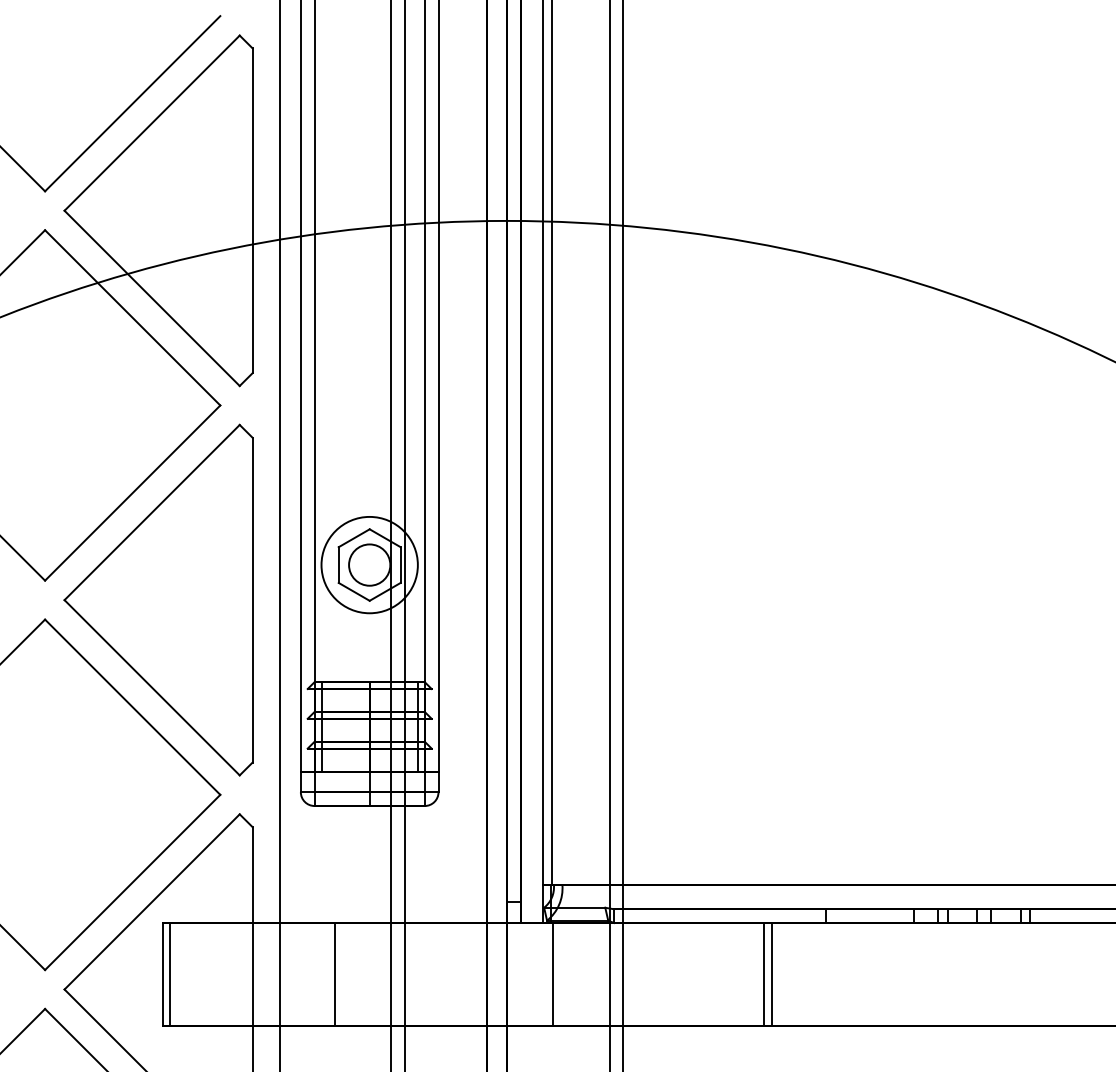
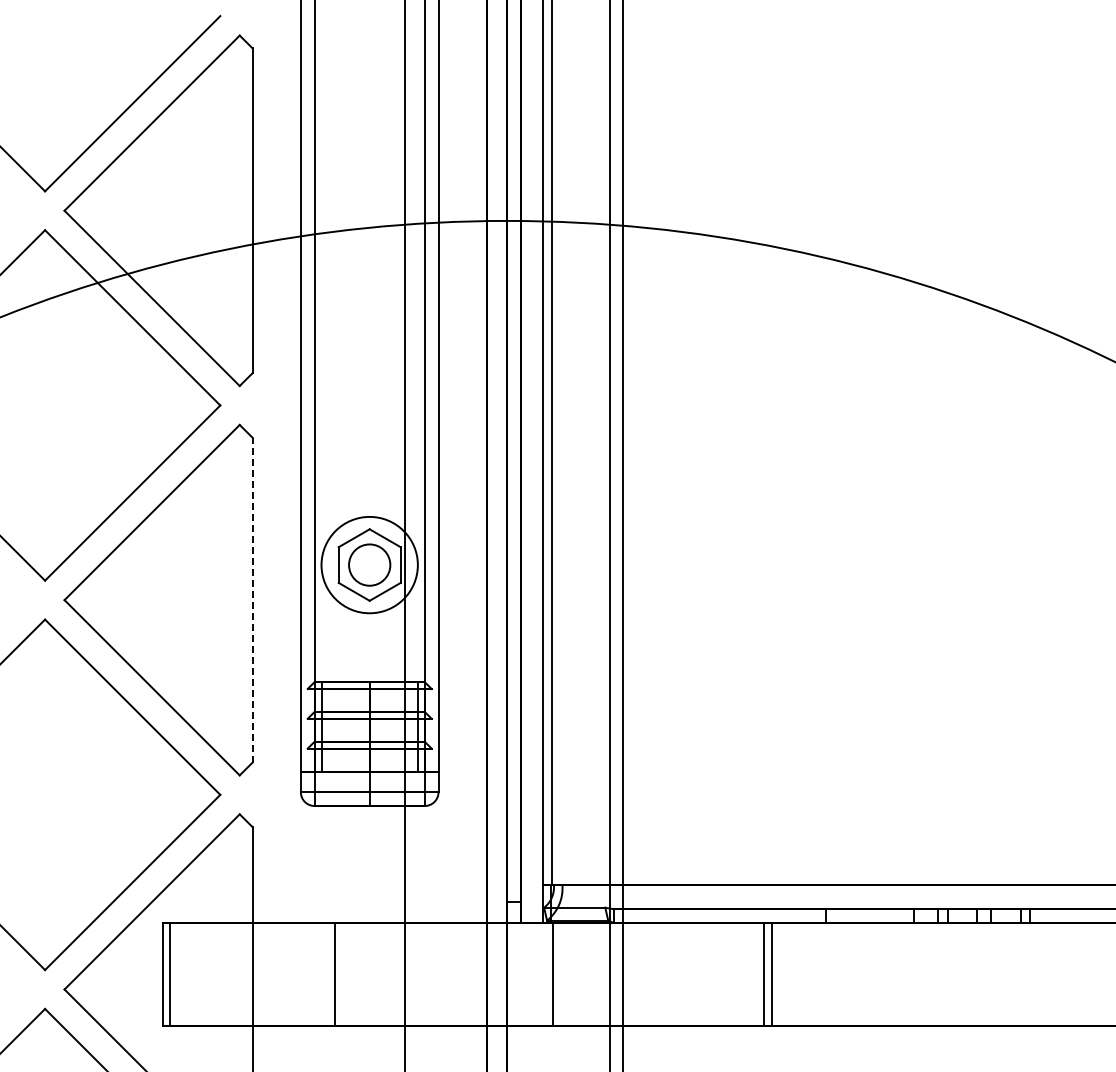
line: present -> none (280, 535)
line: present -> none (391, 535)
line: solid -> dashed (252, 599)
